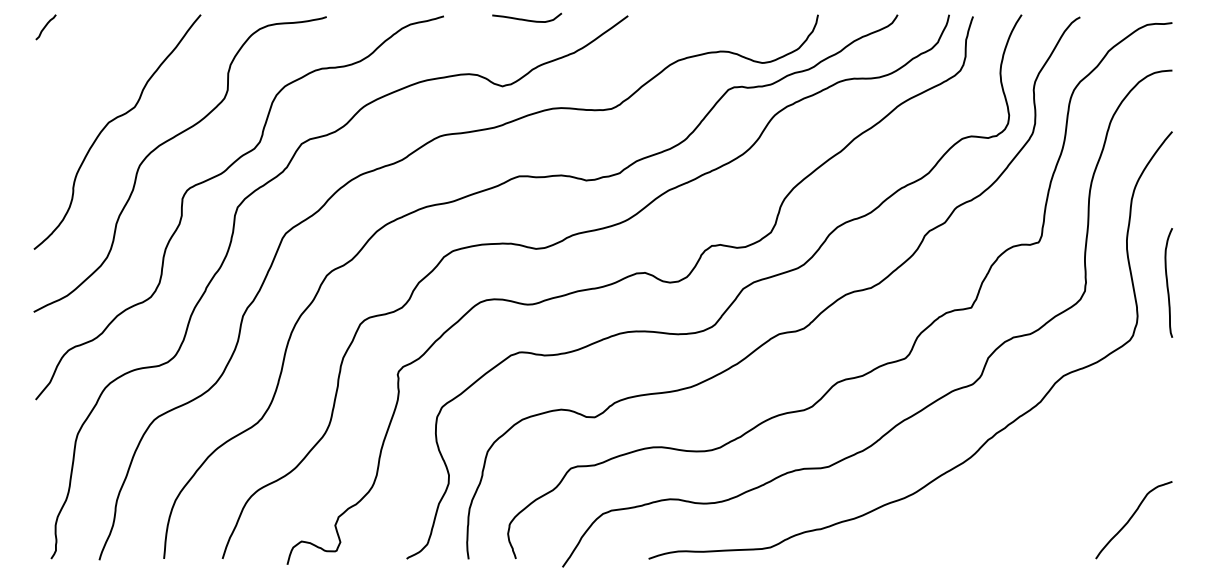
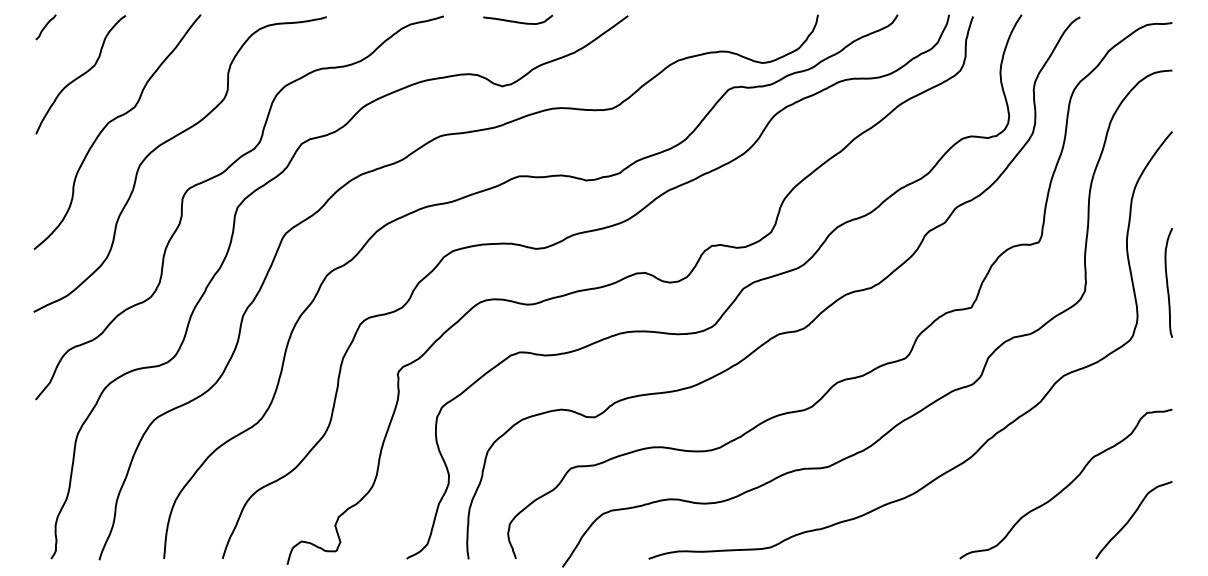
curve position: (526, 19) -> (517, 21) (517, 21)
curve: none -> present (81, 74)
curve: none -> present (1067, 484)
